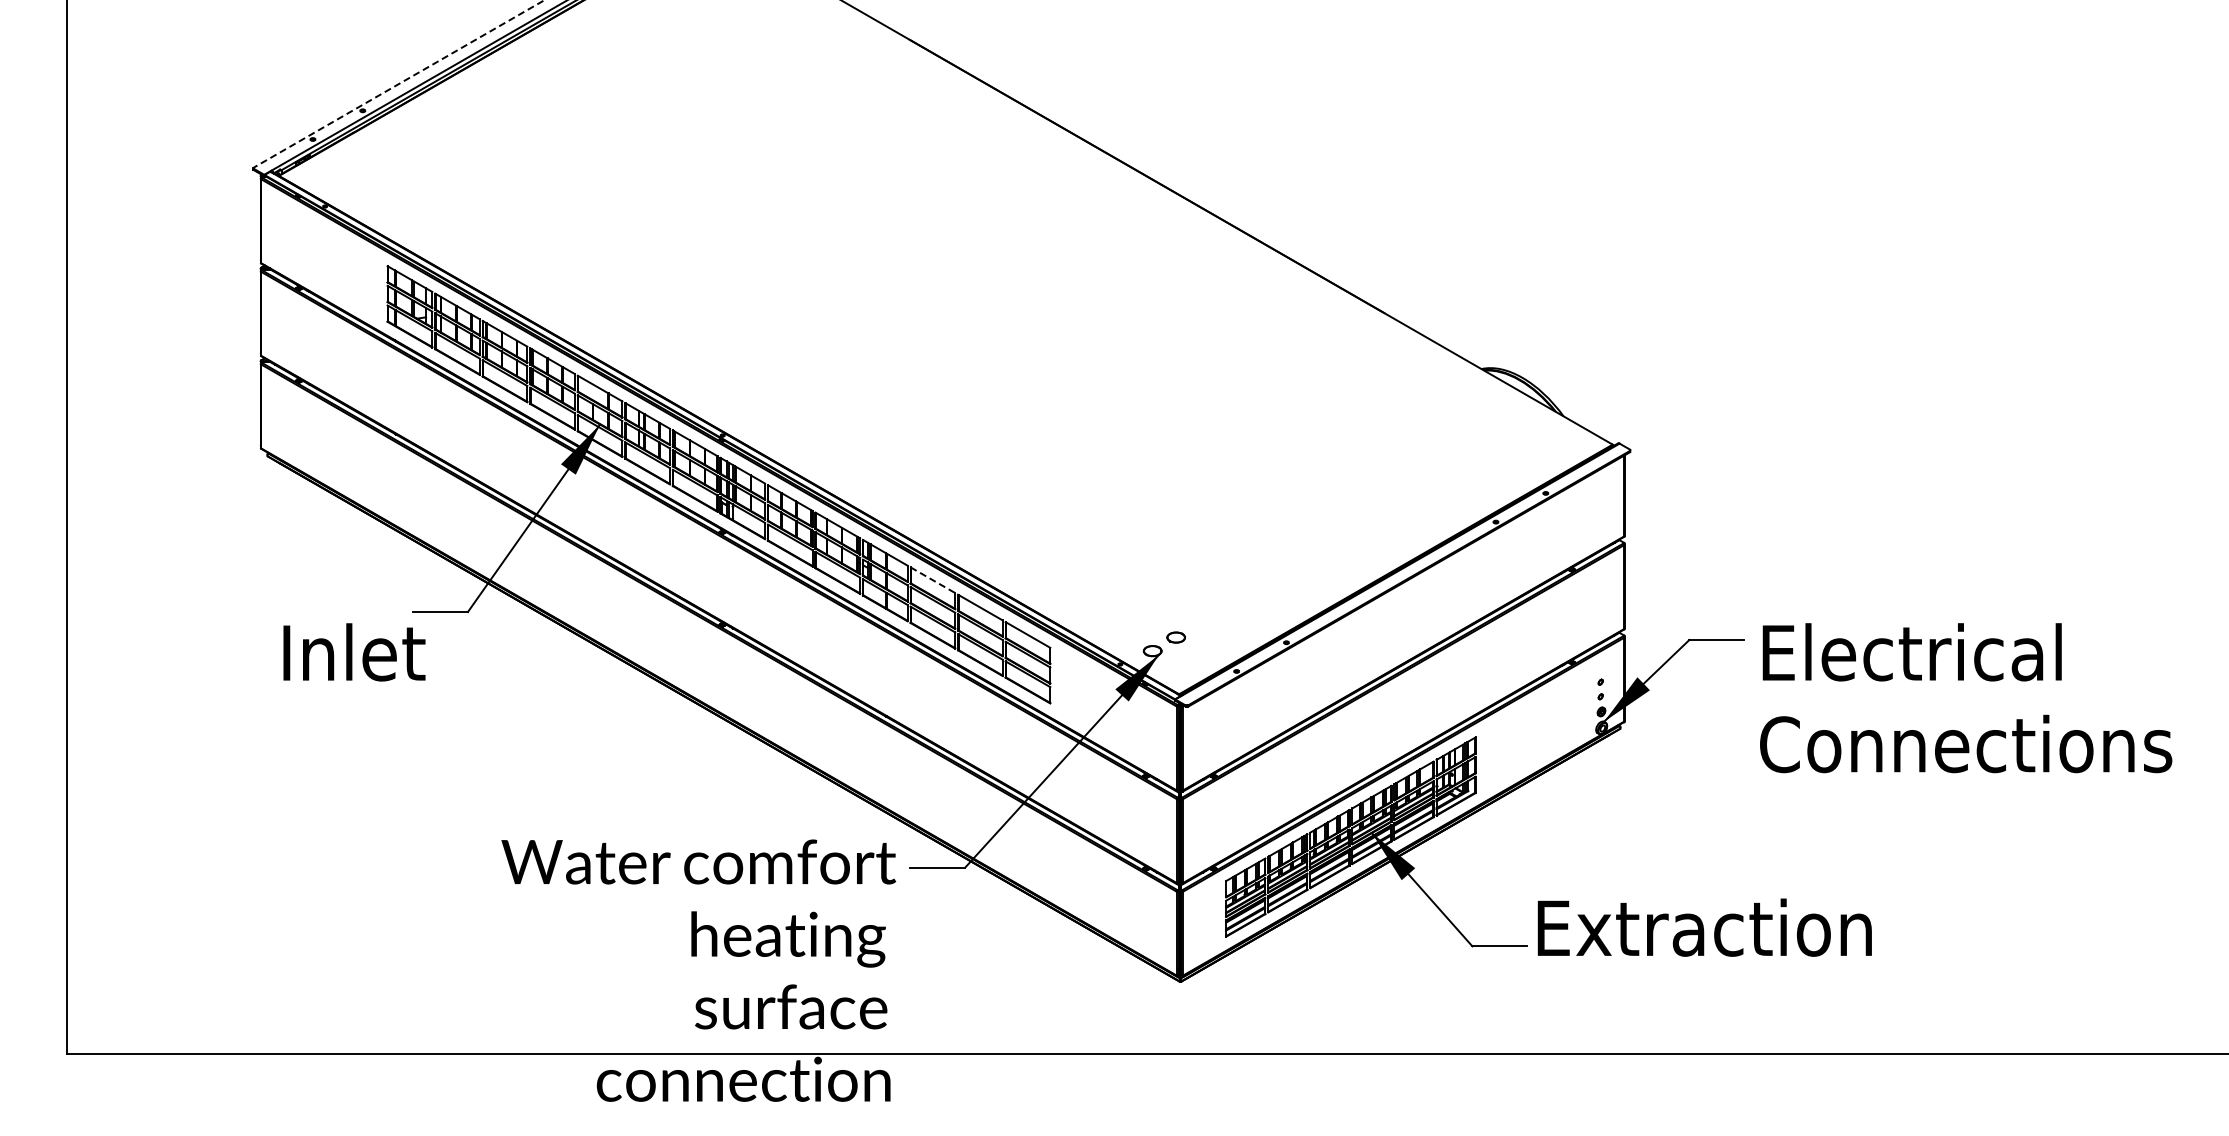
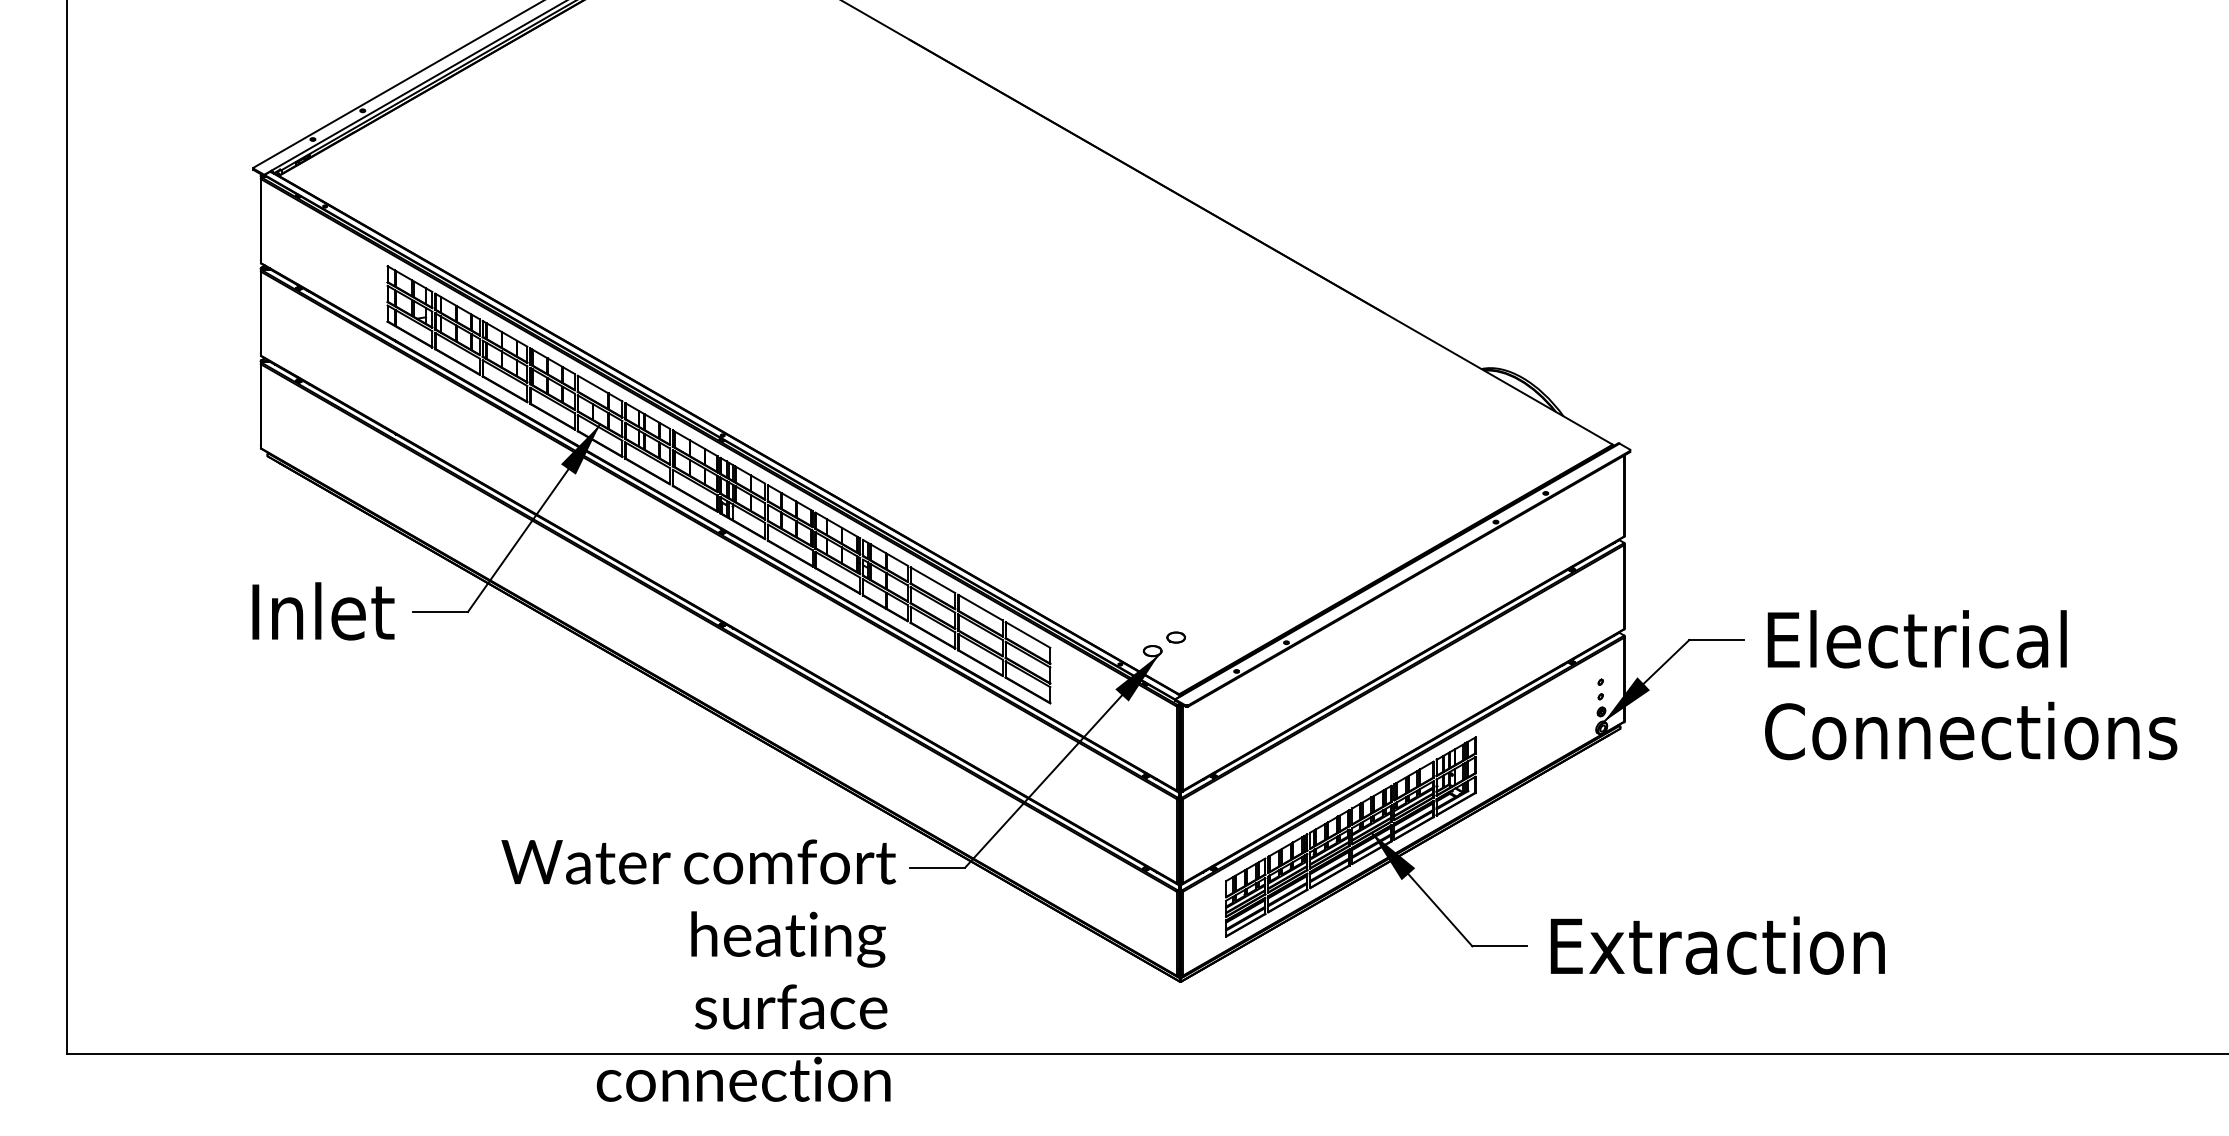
line: dashed -> solid (399, 83)
line: dashed -> solid (932, 580)
text position: (354, 652) -> (323, 611) (323, 611)
text position: (1966, 698) -> (1971, 685) (1971, 685)
text position: (1704, 927) -> (1717, 945) (1717, 945)
